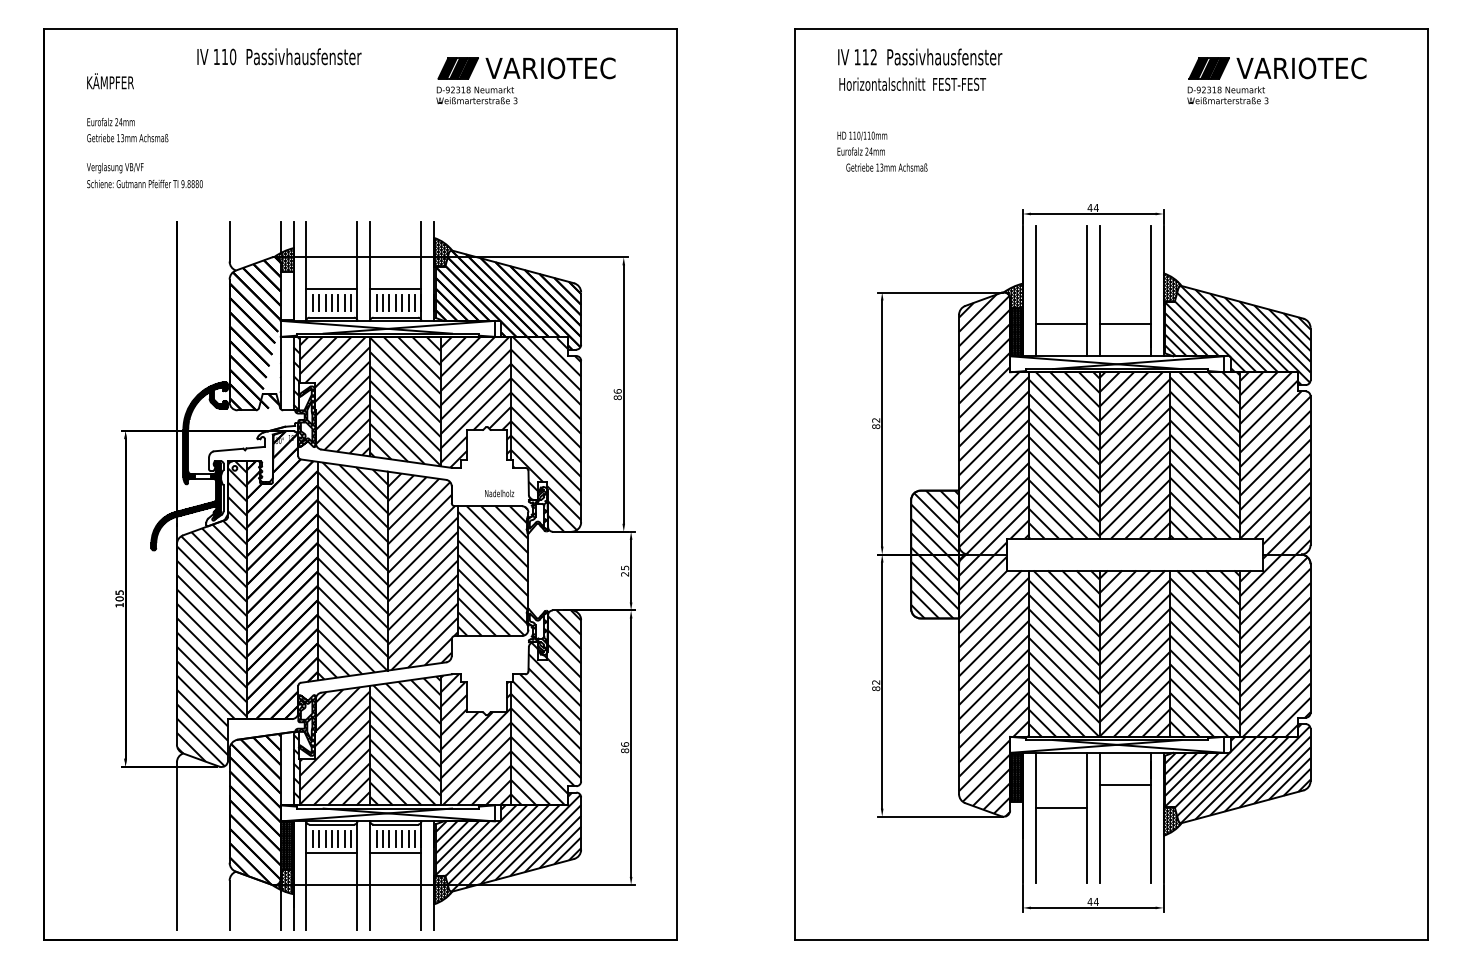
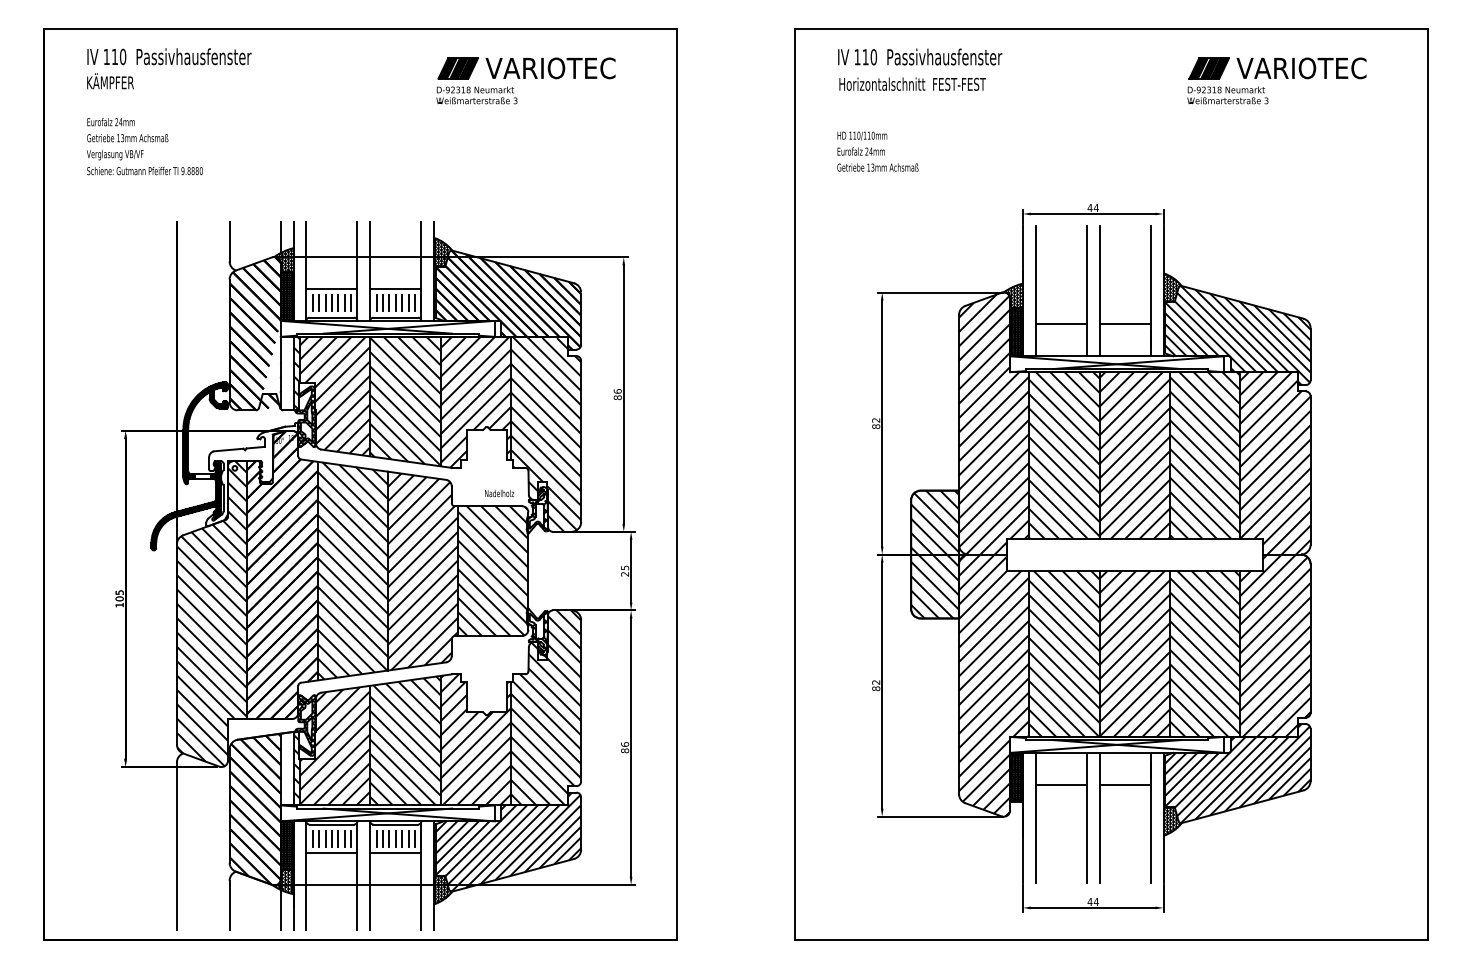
text position: (279, 56) -> (169, 56) (169, 56)
text: 112 -> 110 (873, 57)
text position: (886, 167) -> (877, 167) (877, 167)
text position: (144, 175) -> (144, 162) (144, 162)
hatch: none -> present (286, 296)
line position: (1060, 807) -> (1060, 784) (1060, 784)
